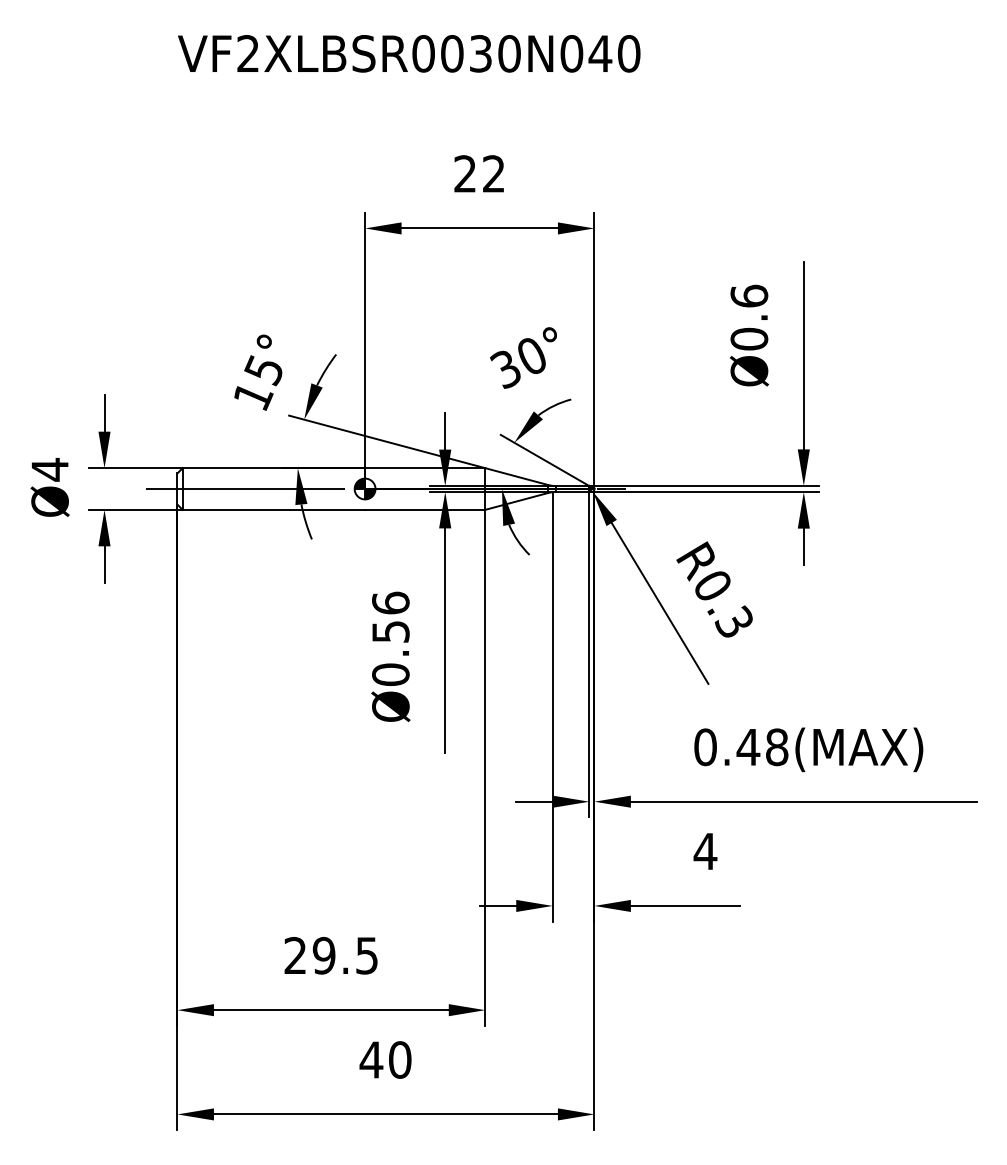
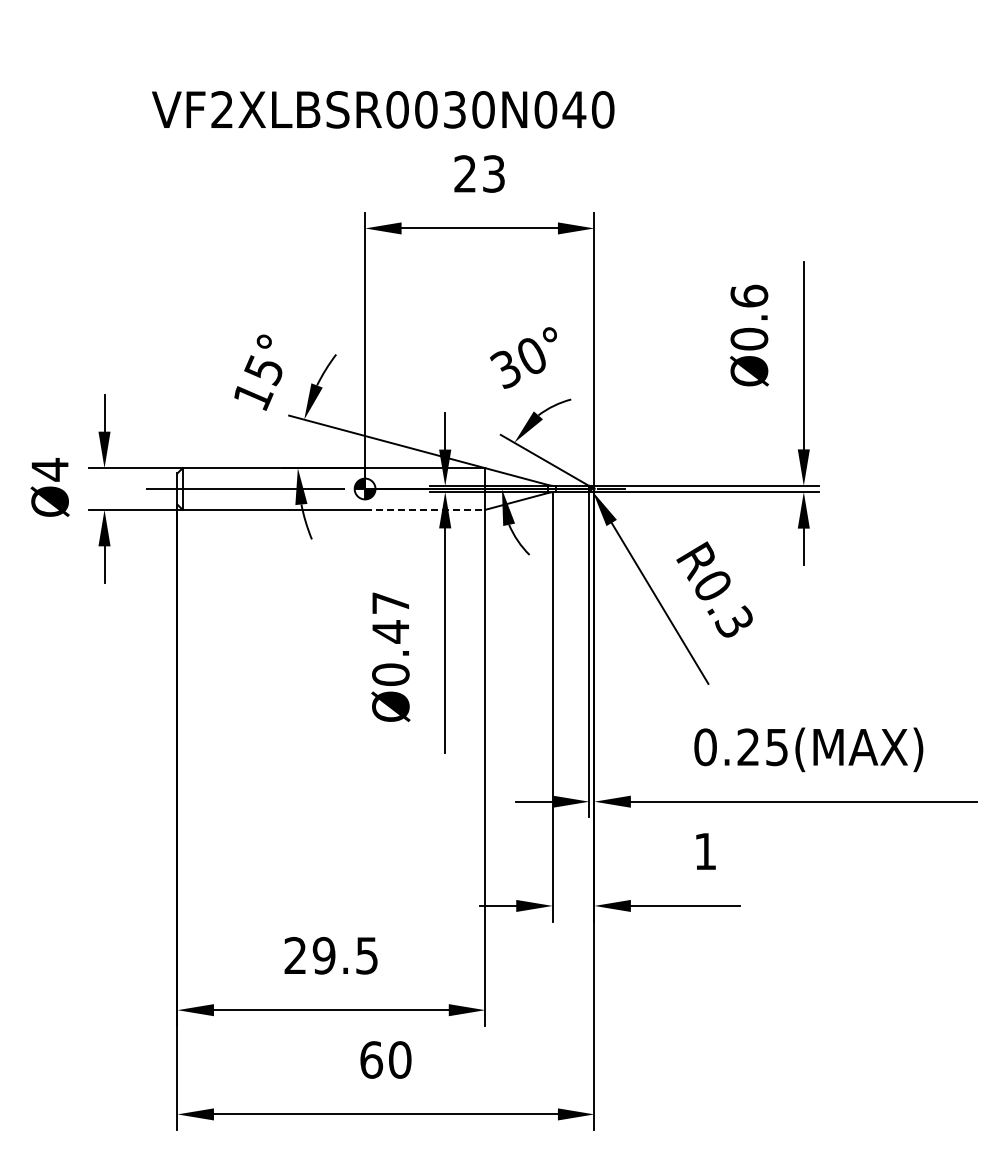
text position: (409, 53) -> (383, 109) (383, 109)
text: 22 -> 23 (493, 173)
line: solid -> dashed (425, 509)
text: Ø0.56 -> Ø0.47 (390, 617)
text: 0.48(MAX) -> 0.25(MAX) (762, 747)
text: 4 -> 1 (705, 851)
text: 40 -> 60 (371, 1059)
